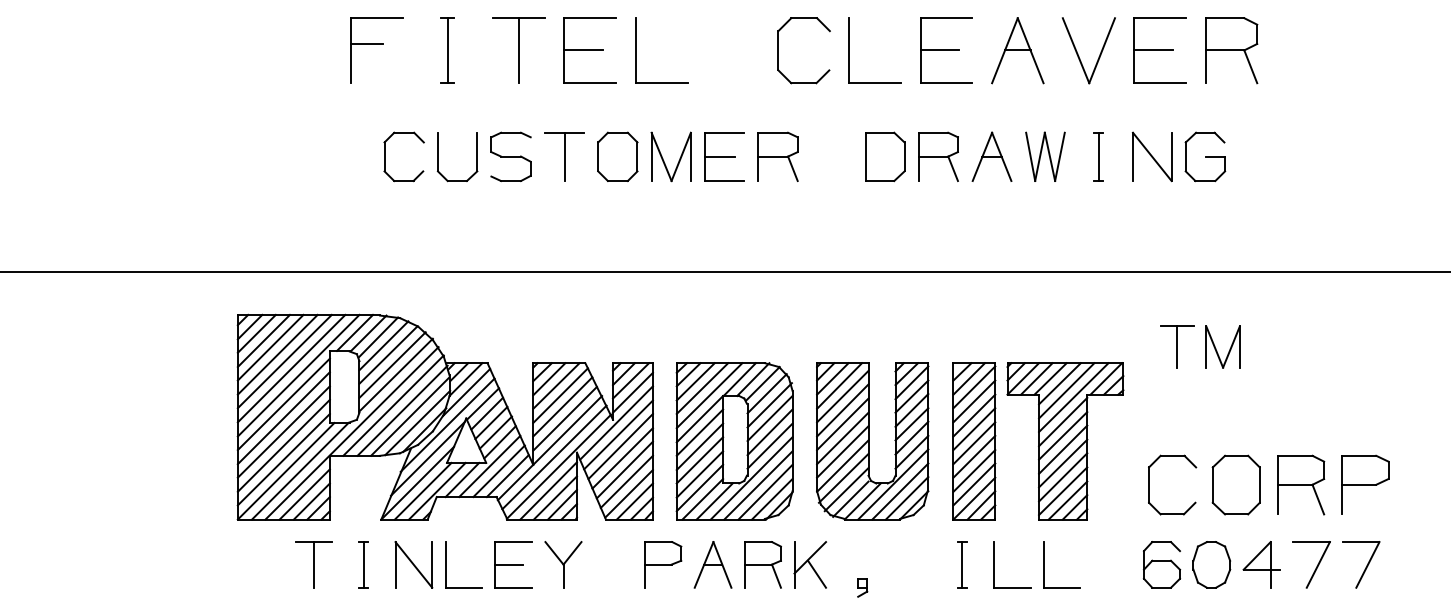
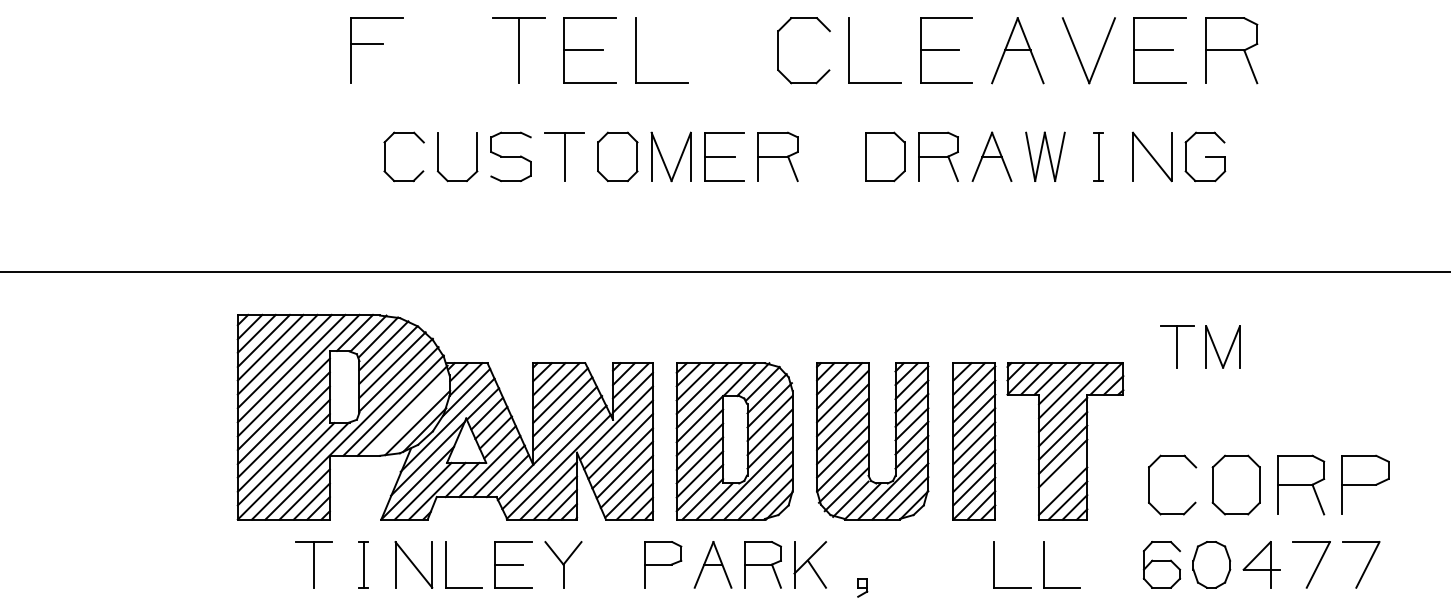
part: present -> none (447, 50)
line: present -> none (410, 416)
line: present -> none (1063, 477)
part: present -> none (962, 564)
